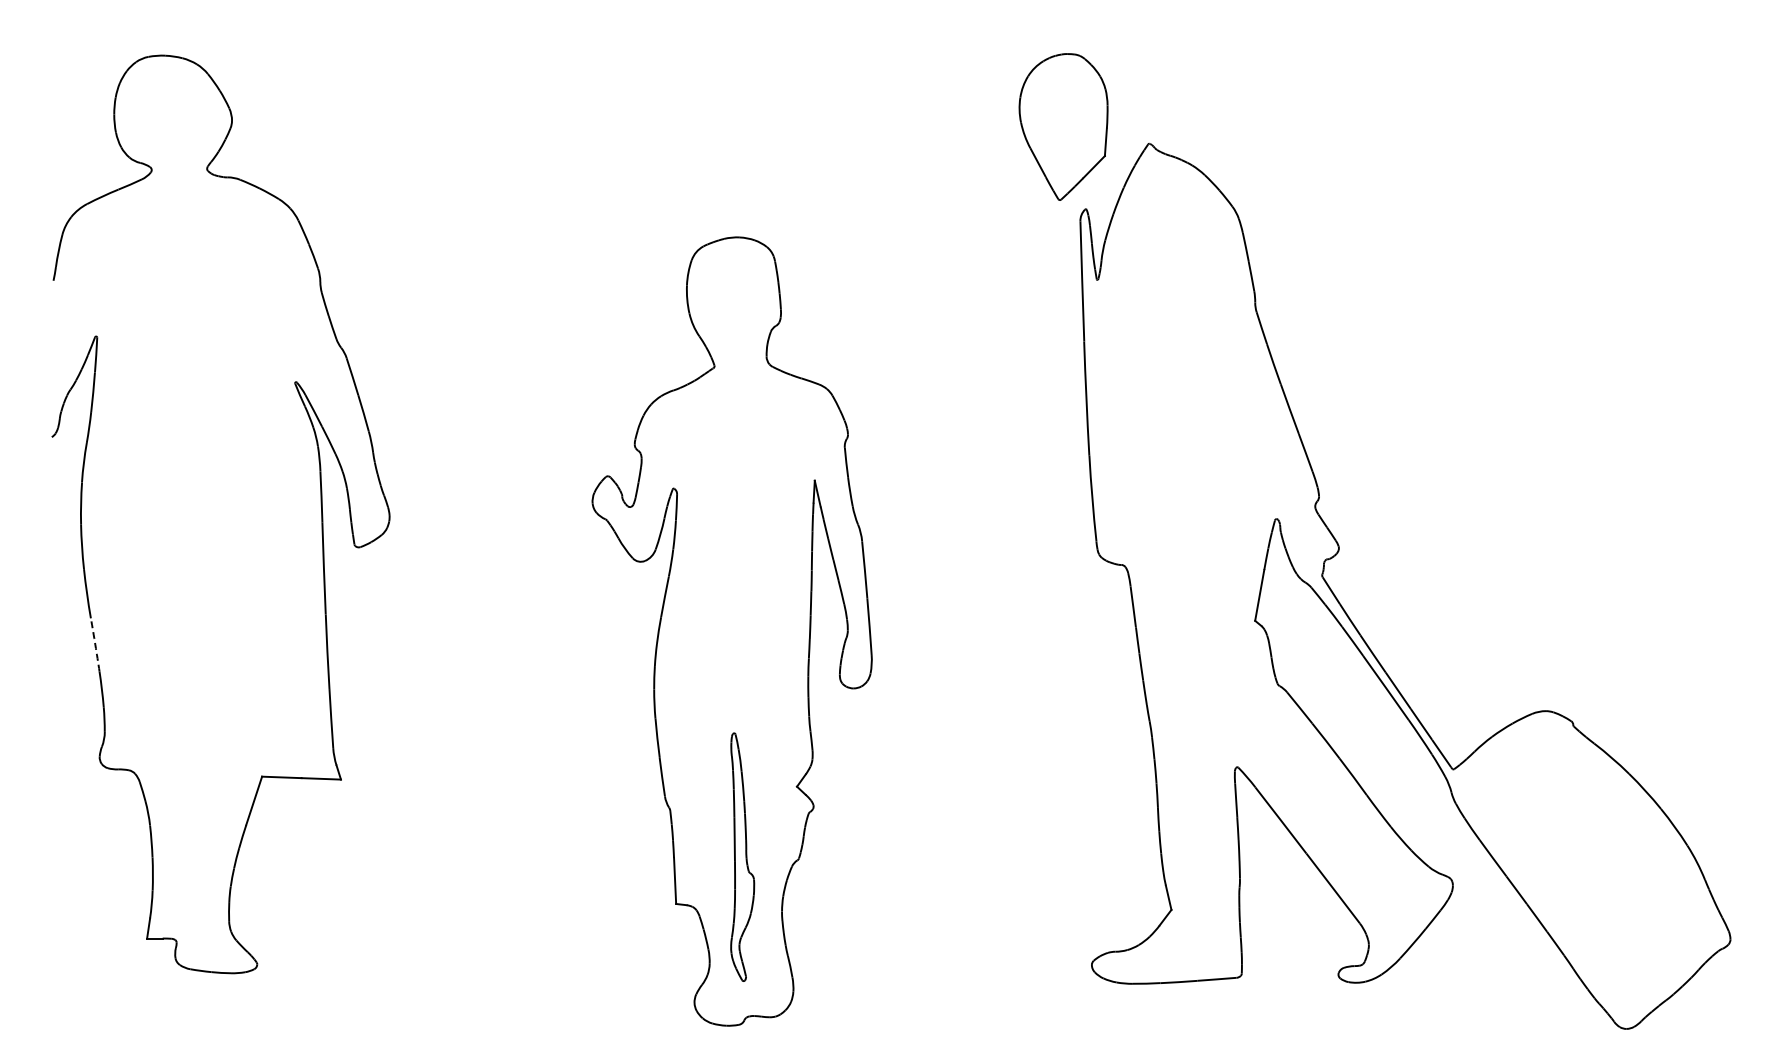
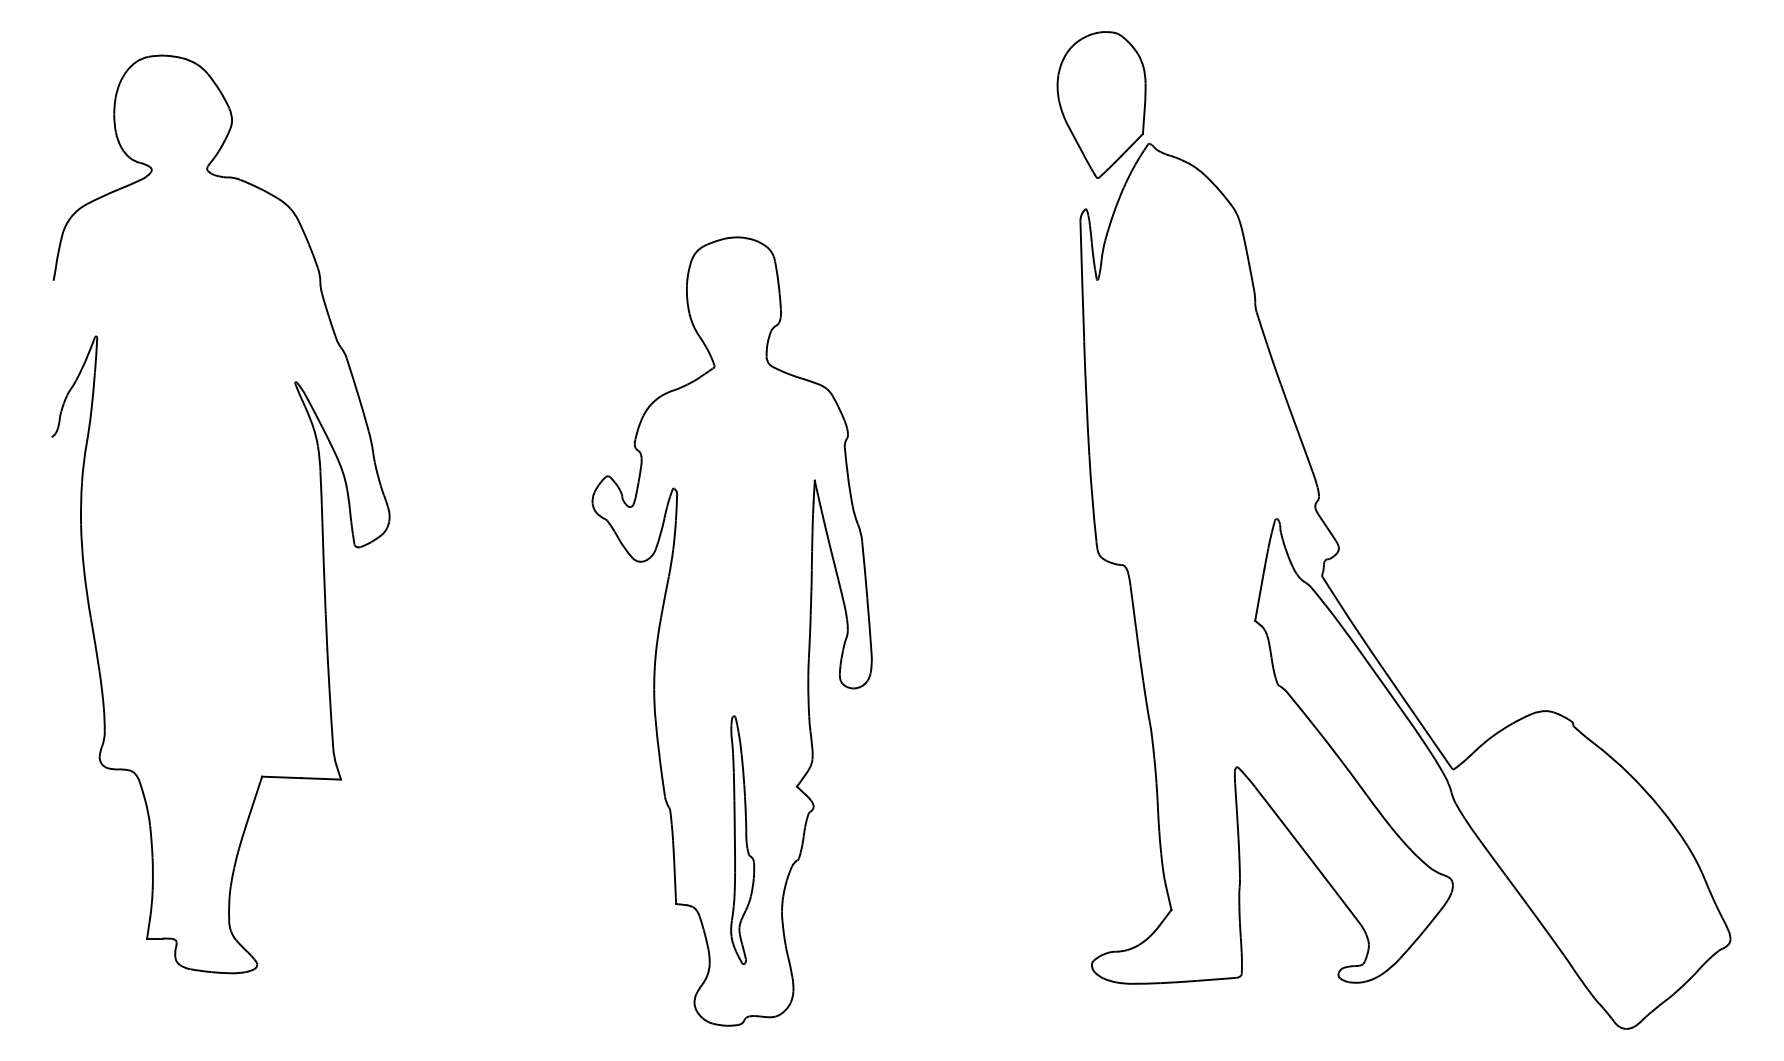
part position: (1063, 126) -> (1101, 104) (1101, 104)
arc: dashed -> solid (95, 644)
part position: (742, 856) -> (742, 839) (742, 839)
